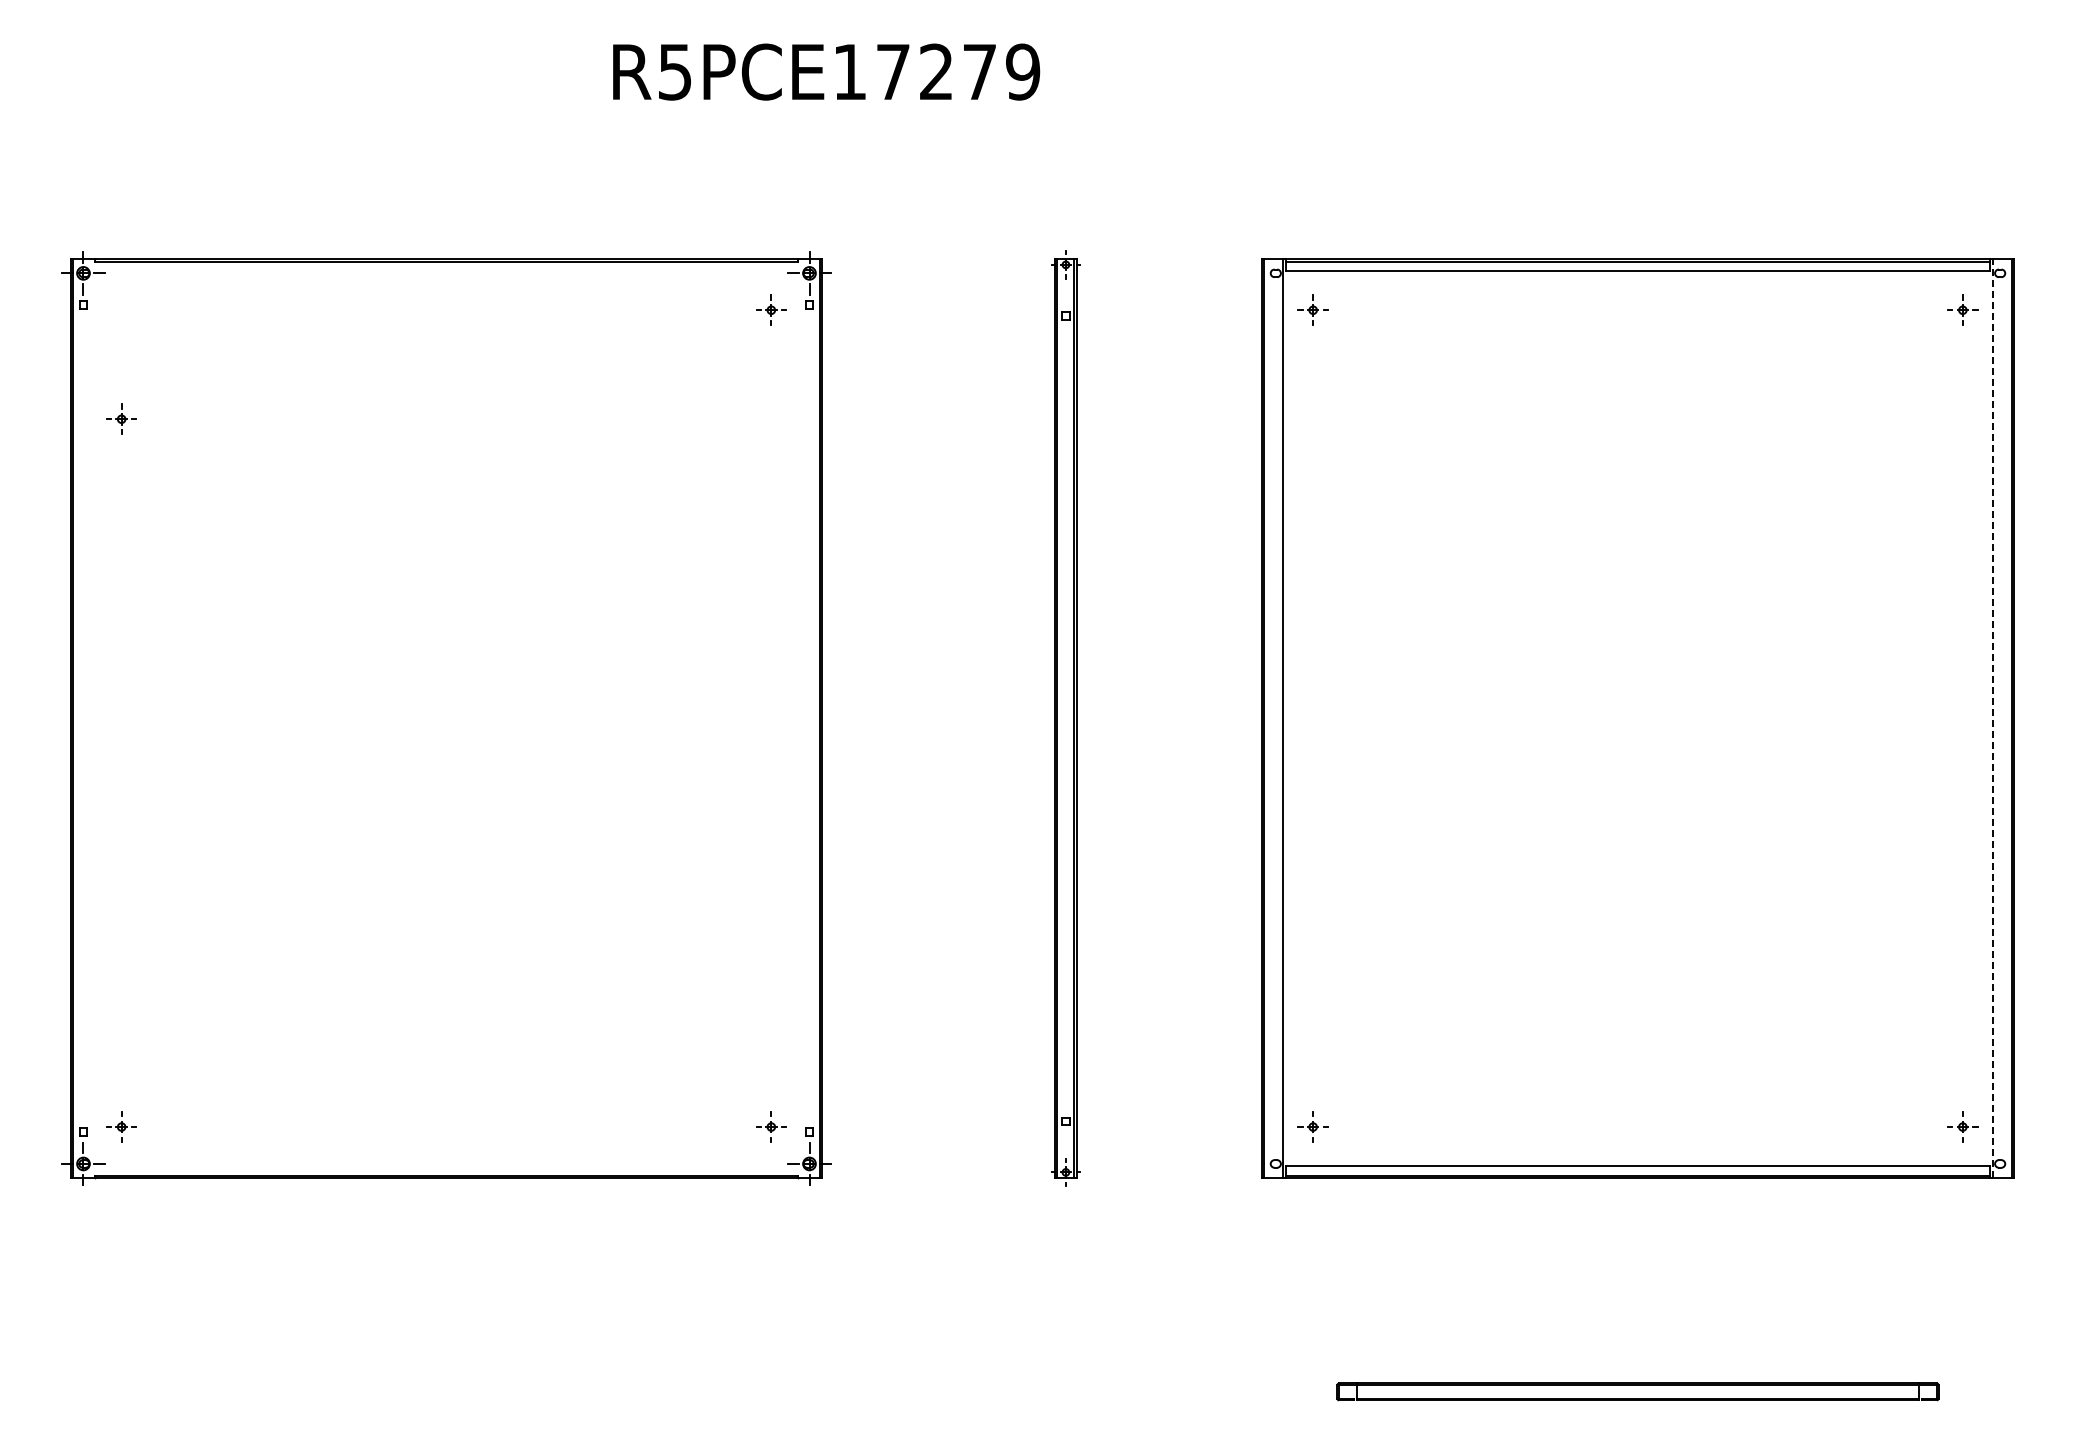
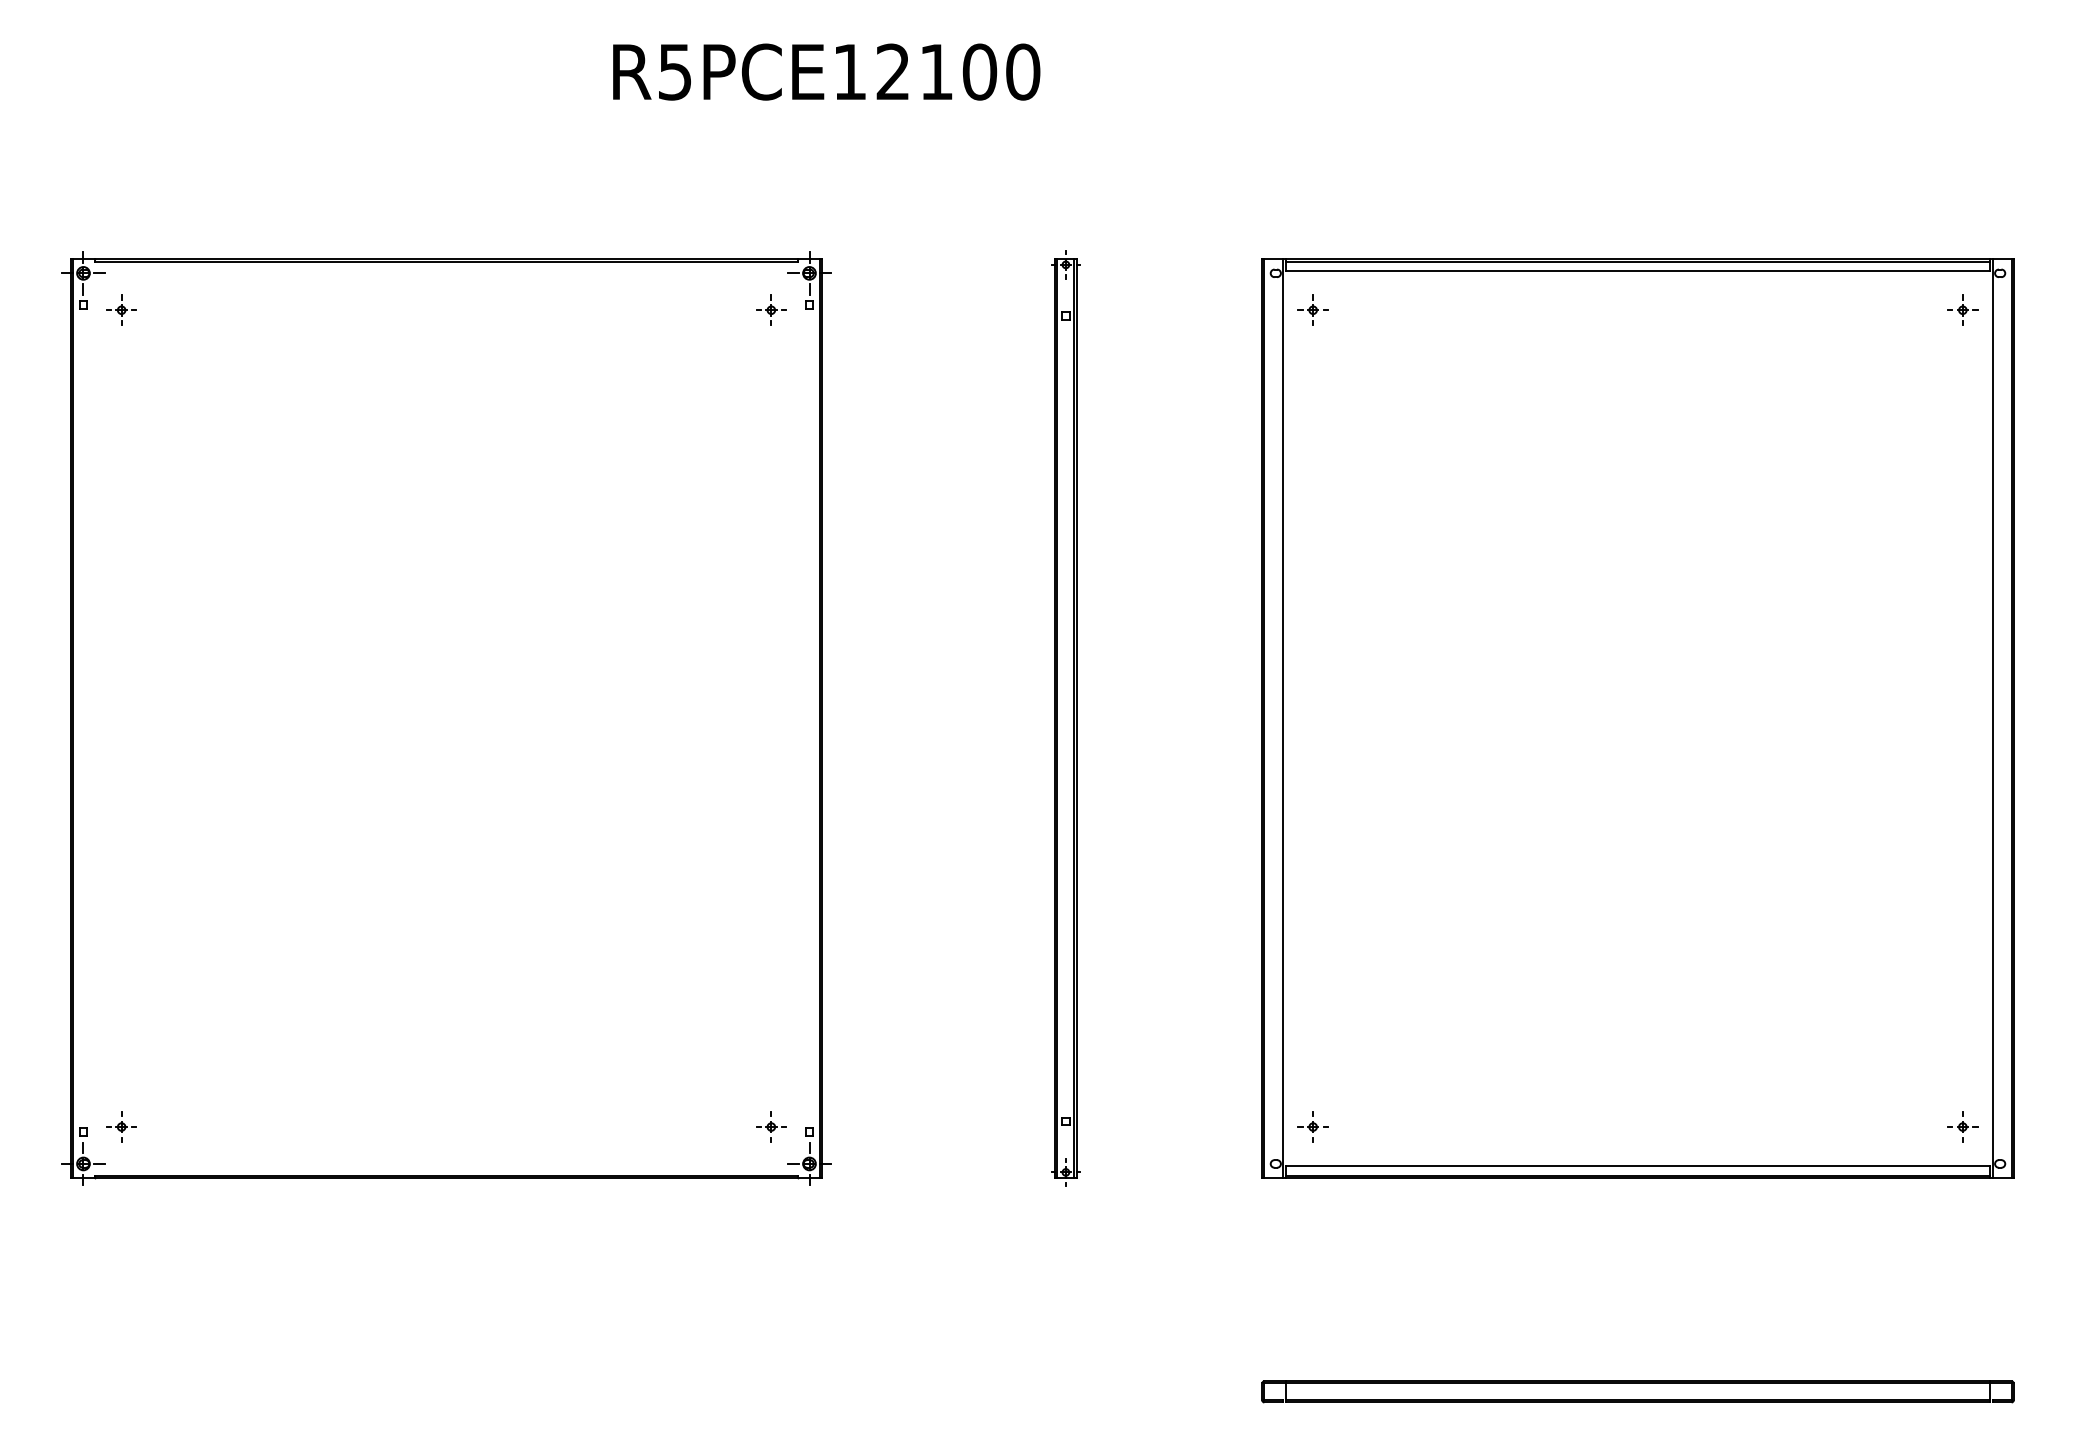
text: R5PCE17279 -> R5PCE12100 (958, 71)
part position: (121, 418) -> (121, 309) (121, 309)
line: dashed -> solid (1992, 718)
part size: 604x20 px -> 754x24 px (1637, 1391)
